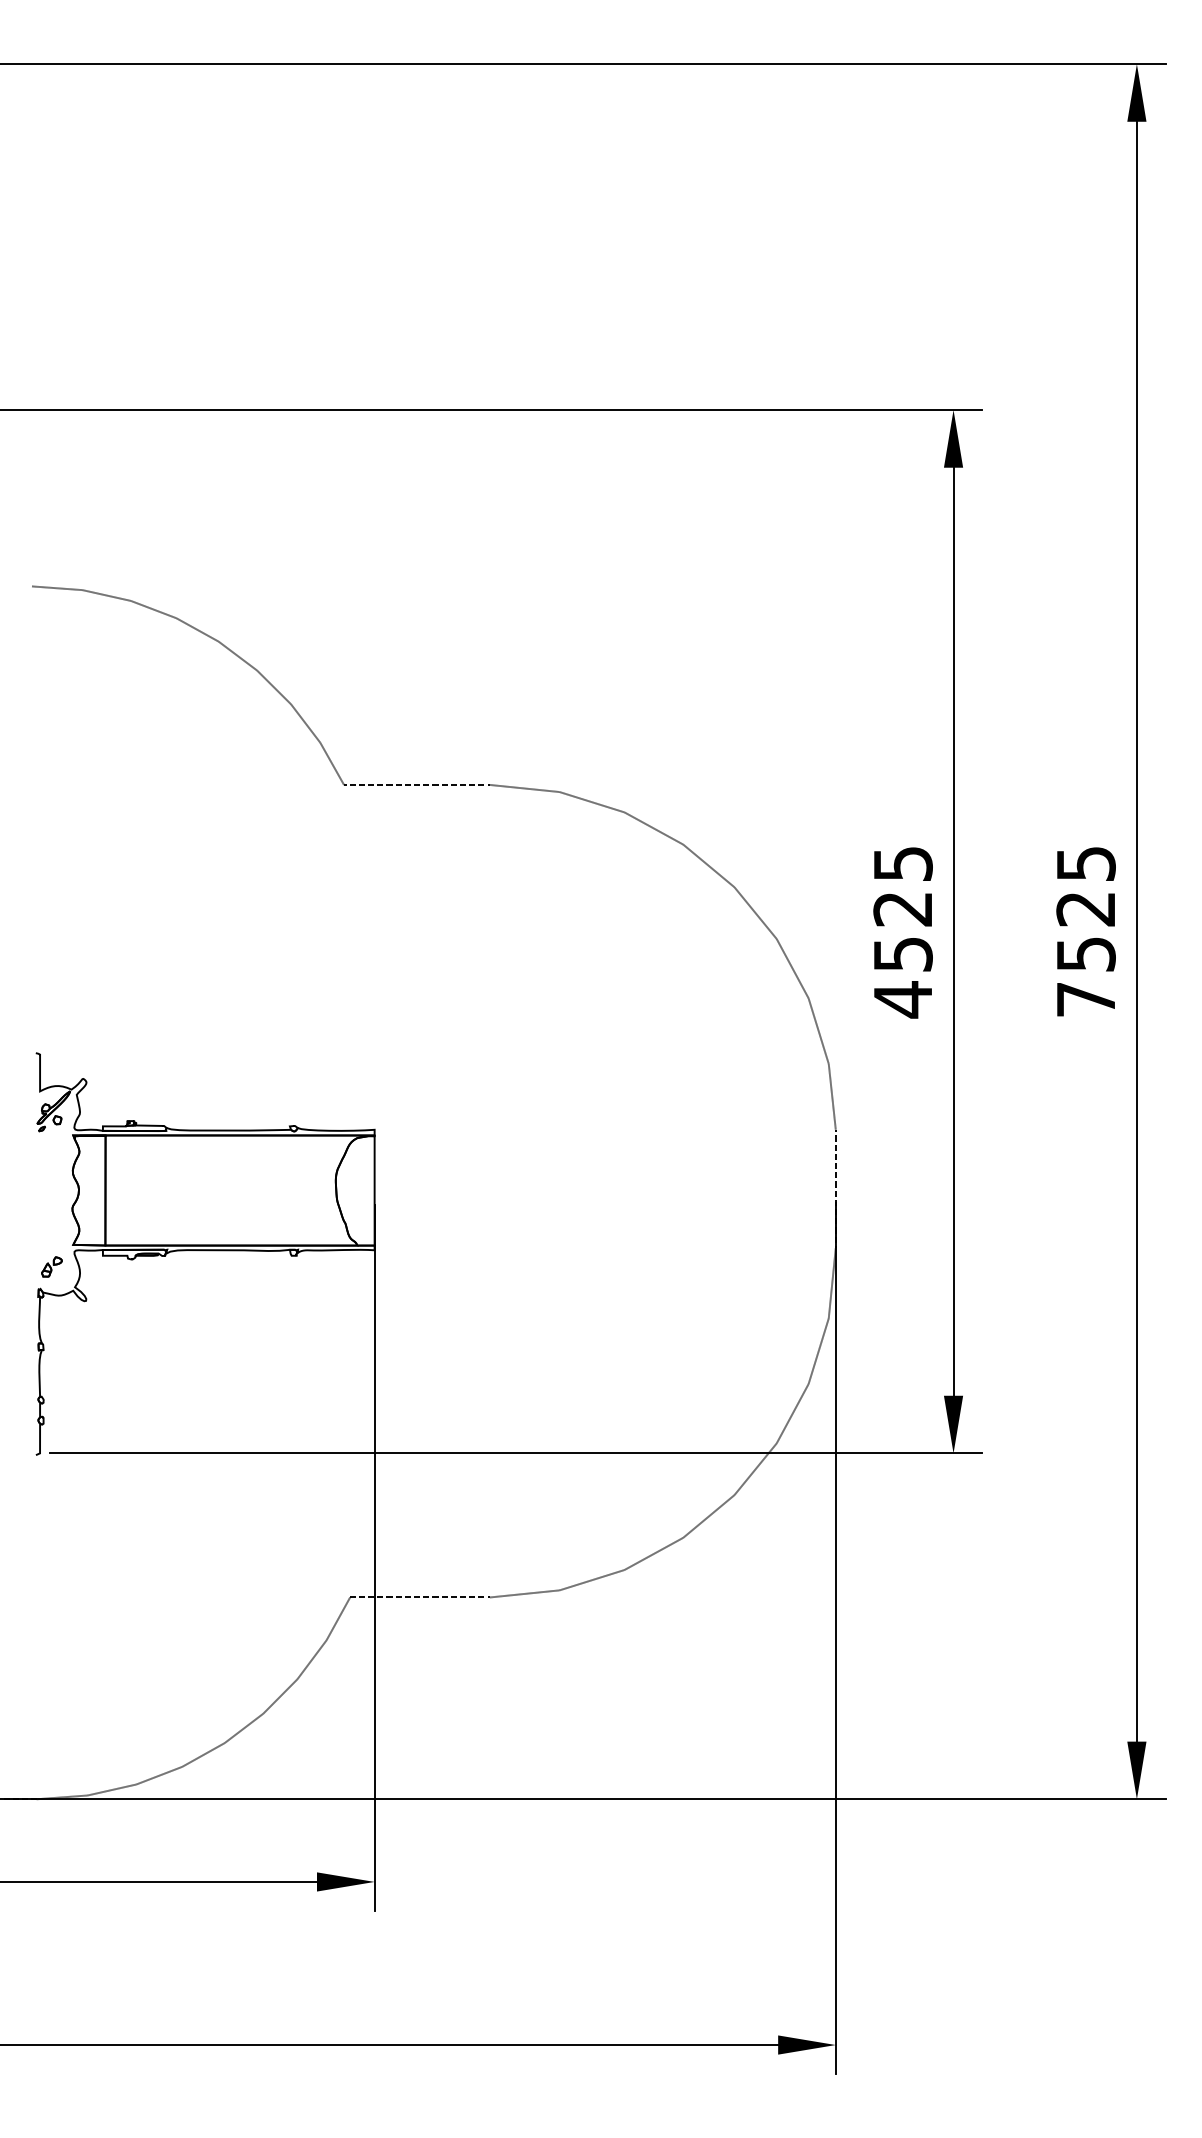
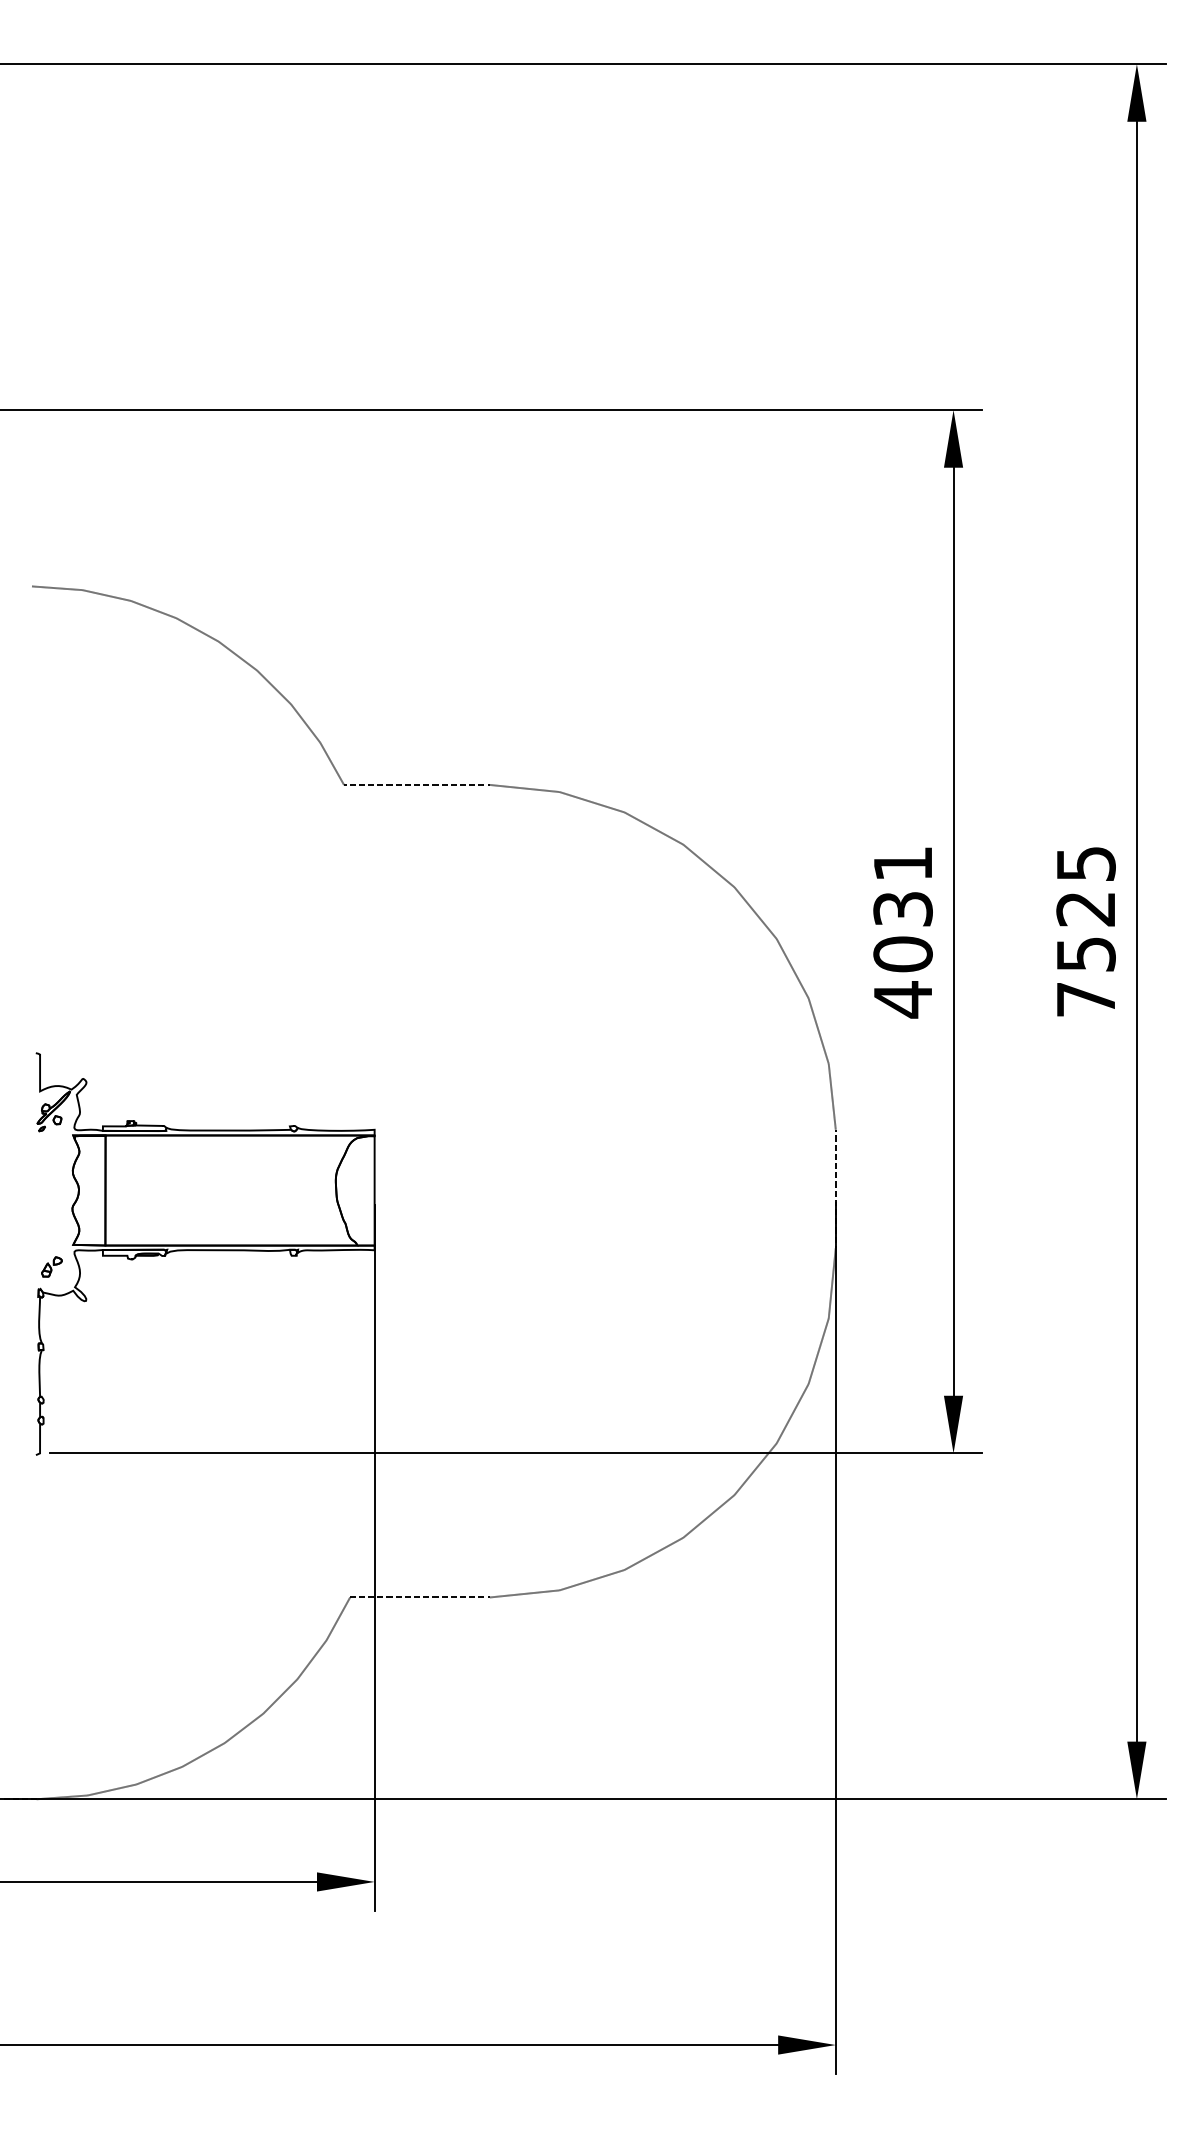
text: 4525 -> 4031 (902, 909)
